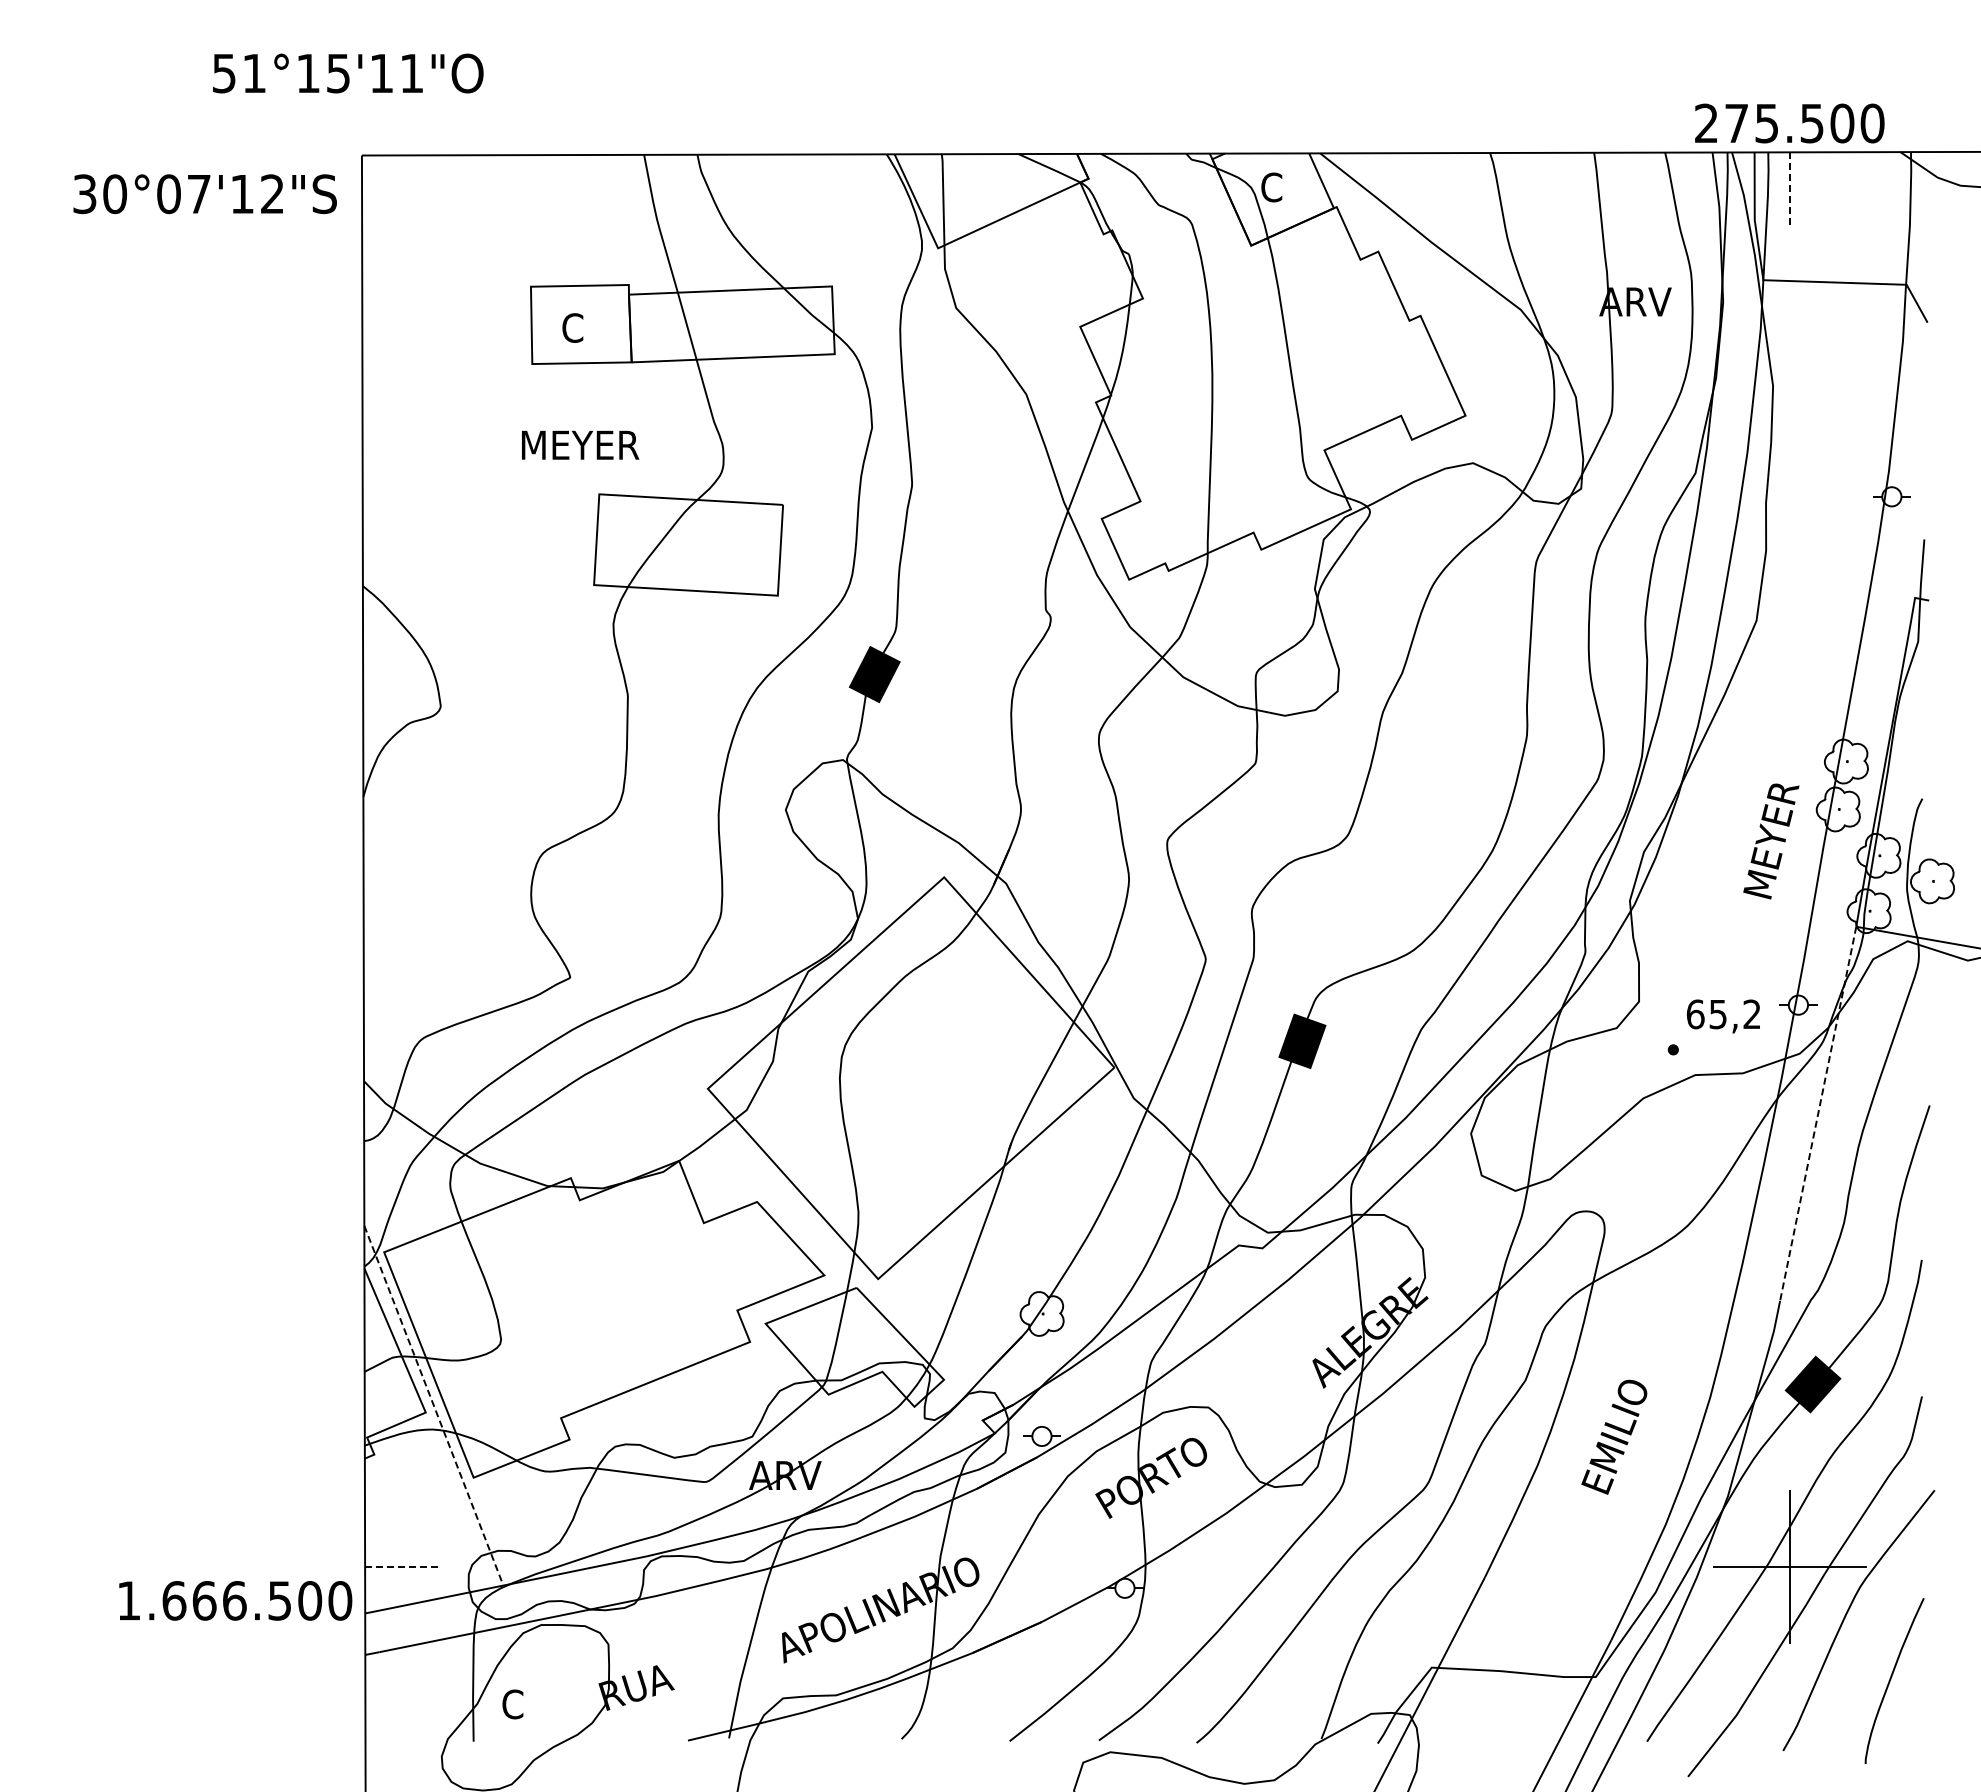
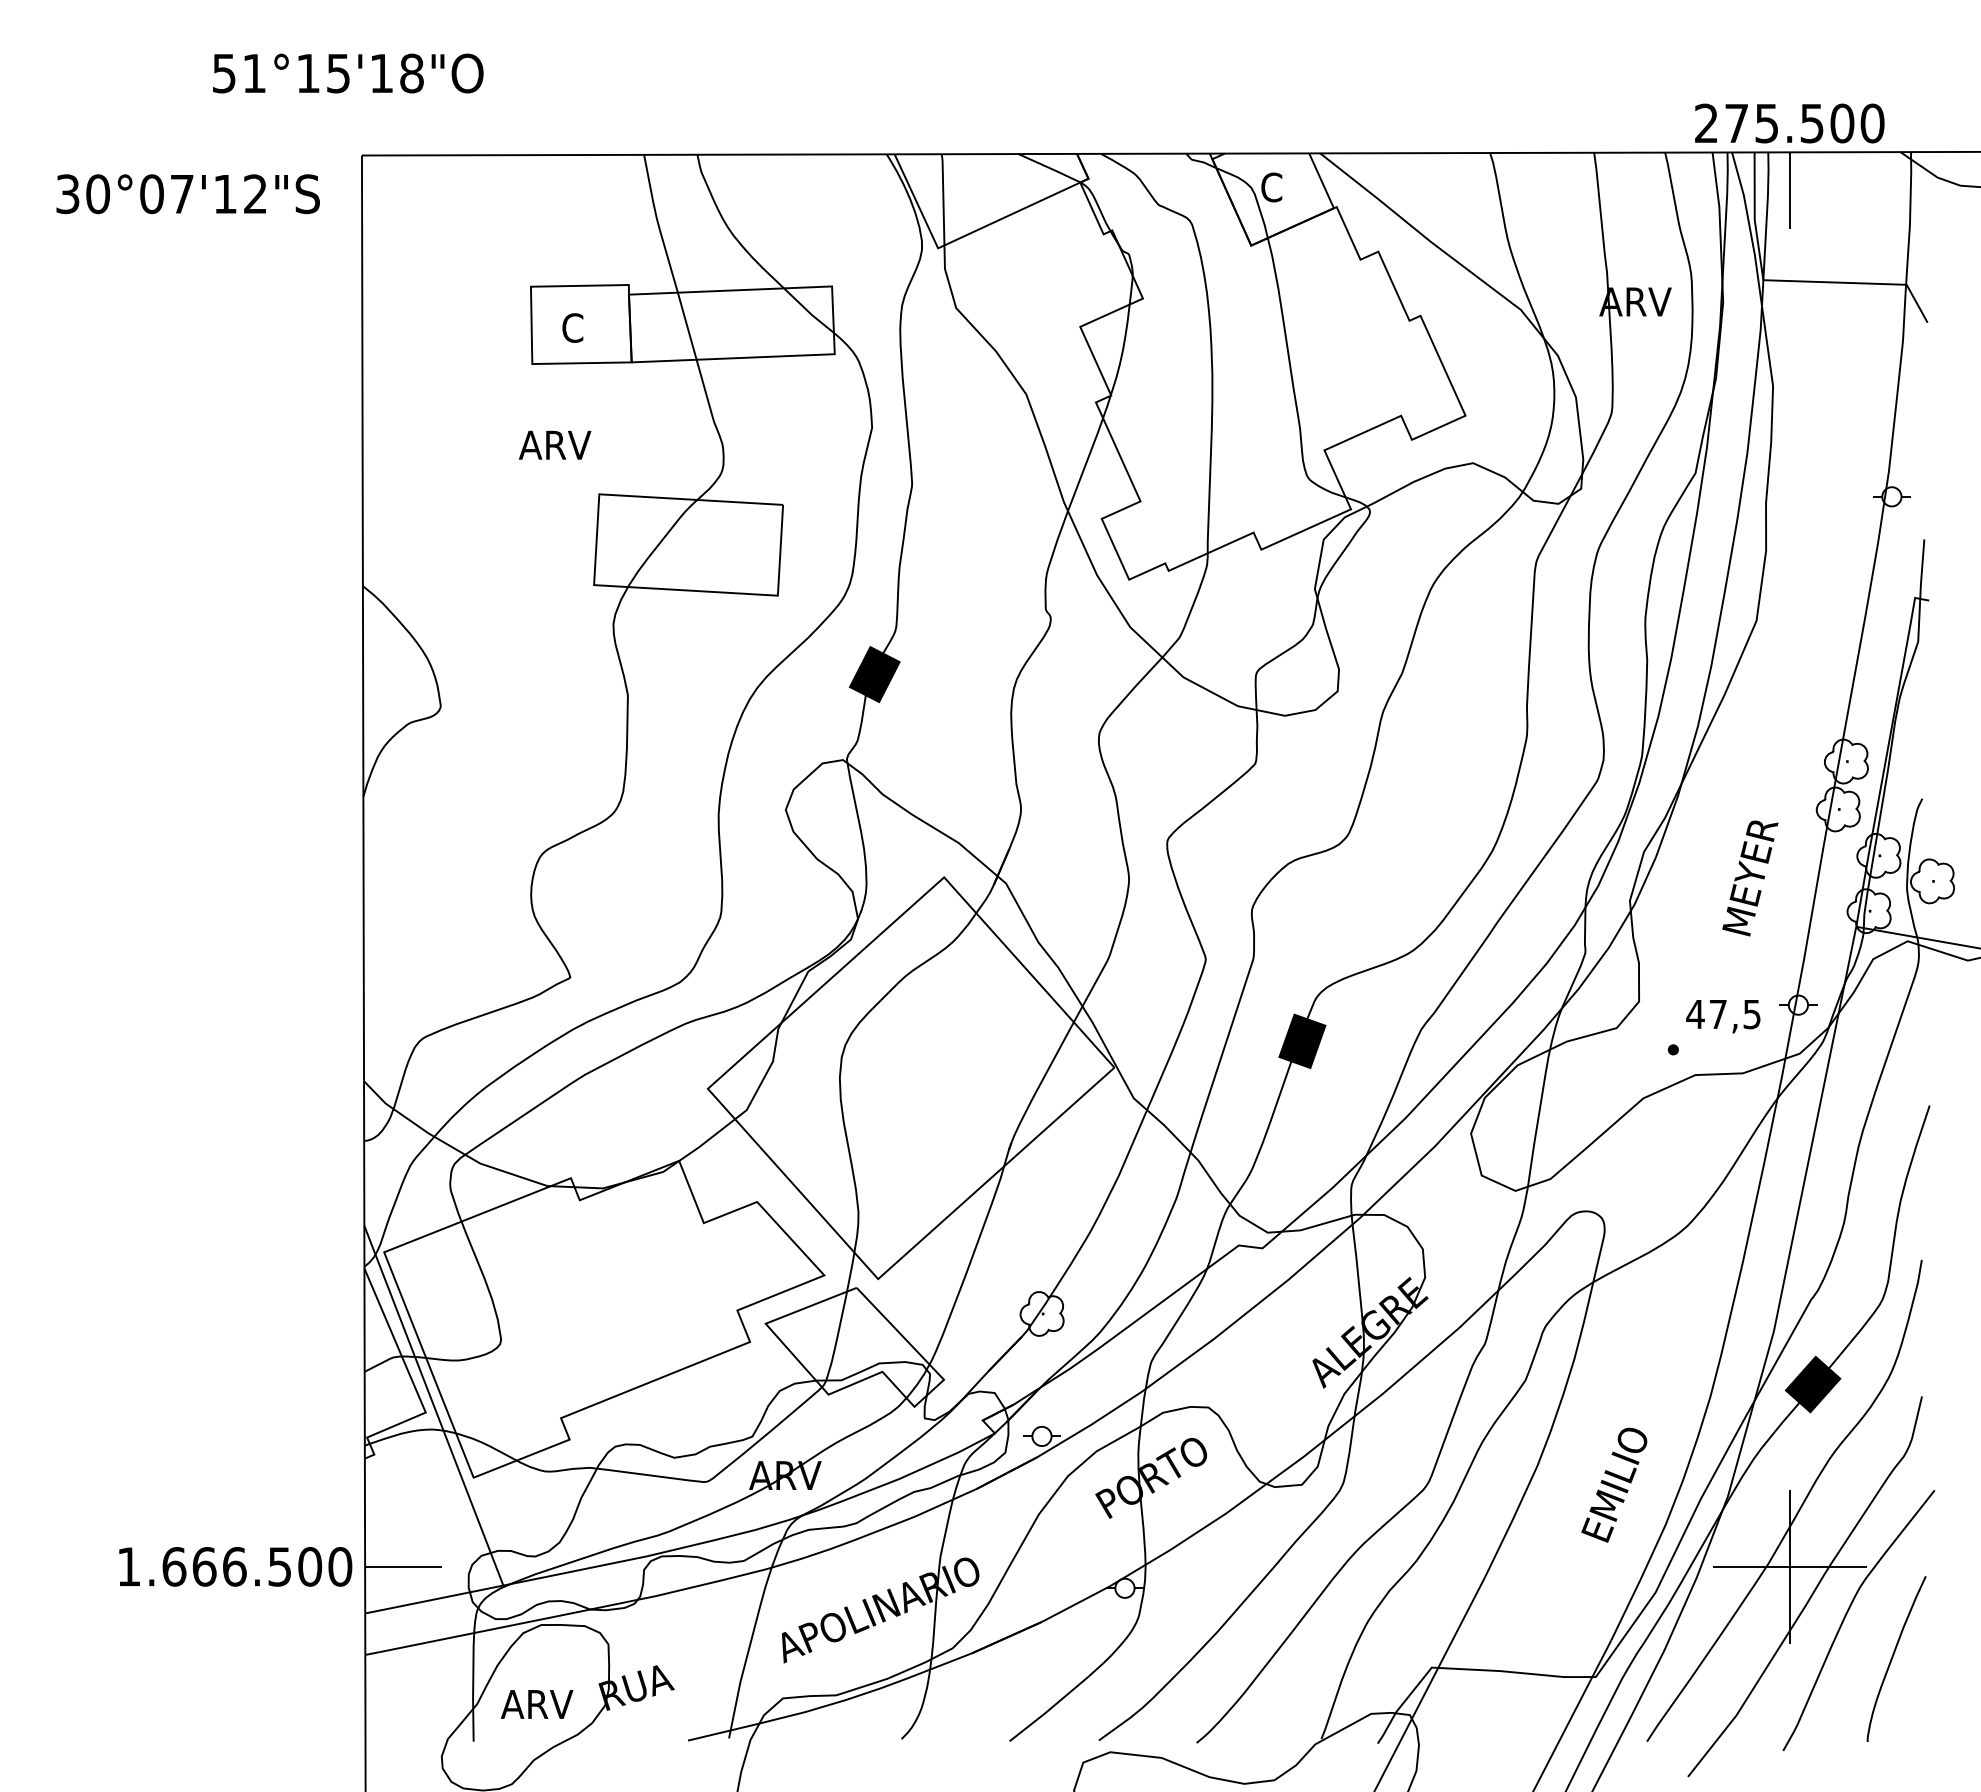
text: 51°15'11"O -> 51°15'18"O (411, 73)
line: dashed -> solid (1789, 191)
text position: (204, 194) -> (187, 194) (187, 194)
text: MEYER -> ARV (578, 444)
text position: (1771, 841) -> (1750, 878) (1750, 878)
text: 65,2 -> 47,5 (1723, 1014)
line: dashed -> solid (1818, 1113)
line: dashed -> solid (433, 1405)
text position: (1614, 1436) -> (1614, 1484) (1614, 1484)
line: dashed -> solid (404, 1566)
text position: (235, 1600) -> (235, 1566) (235, 1566)
curve position: (1891, 1679) -> (1893, 1657) (1893, 1657)
text: C -> ARV (536, 1704)
